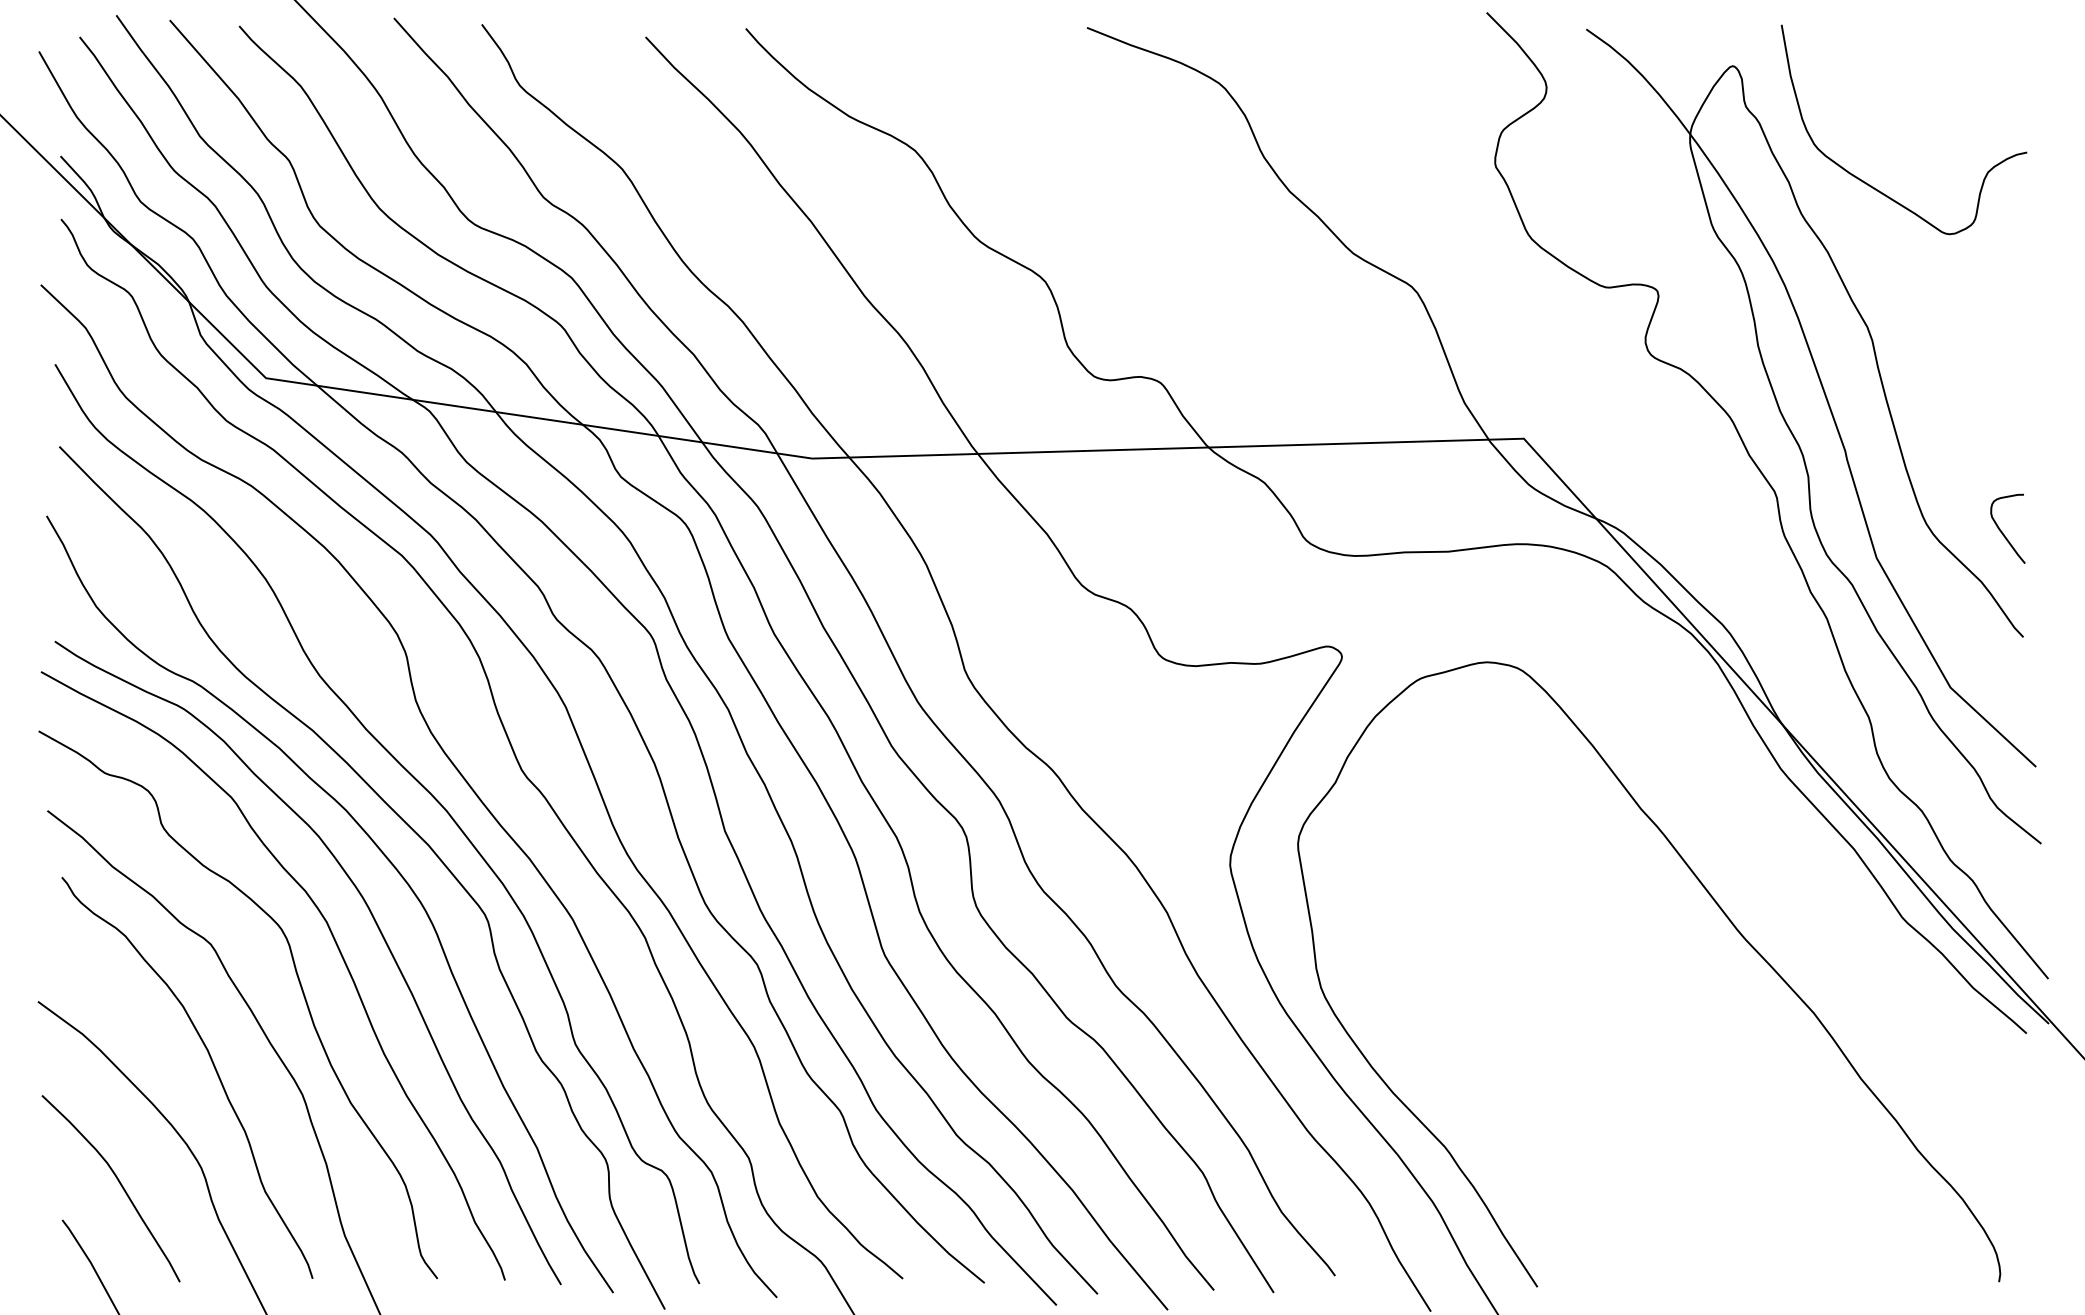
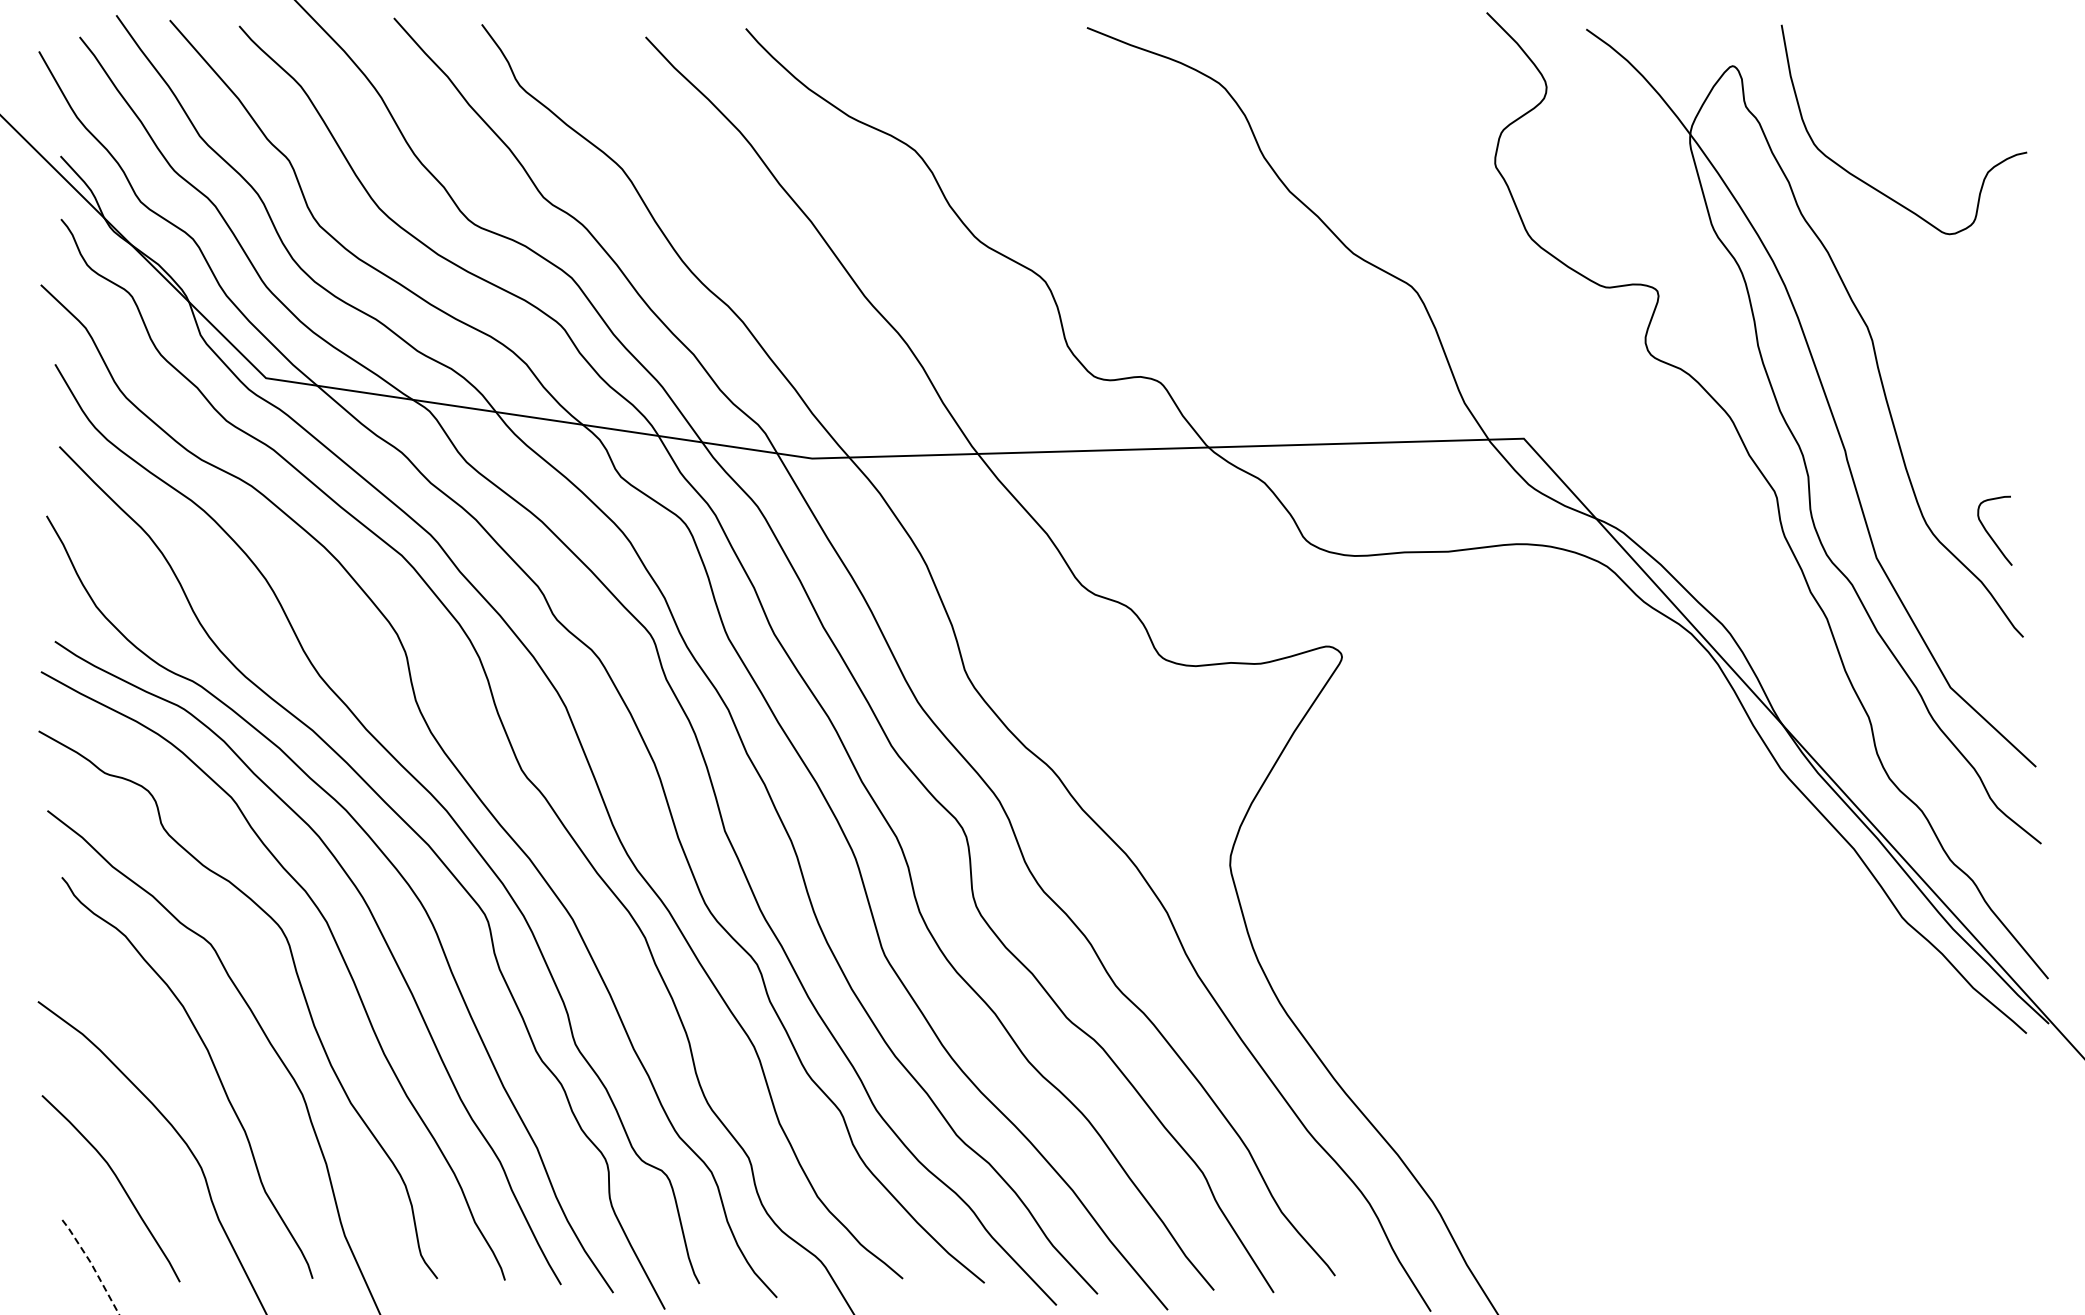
curve position: (2002, 531) -> (1989, 533) (1989, 533)
curve: present -> none (1725, 916)
line: solid -> dashed (92, 1265)
